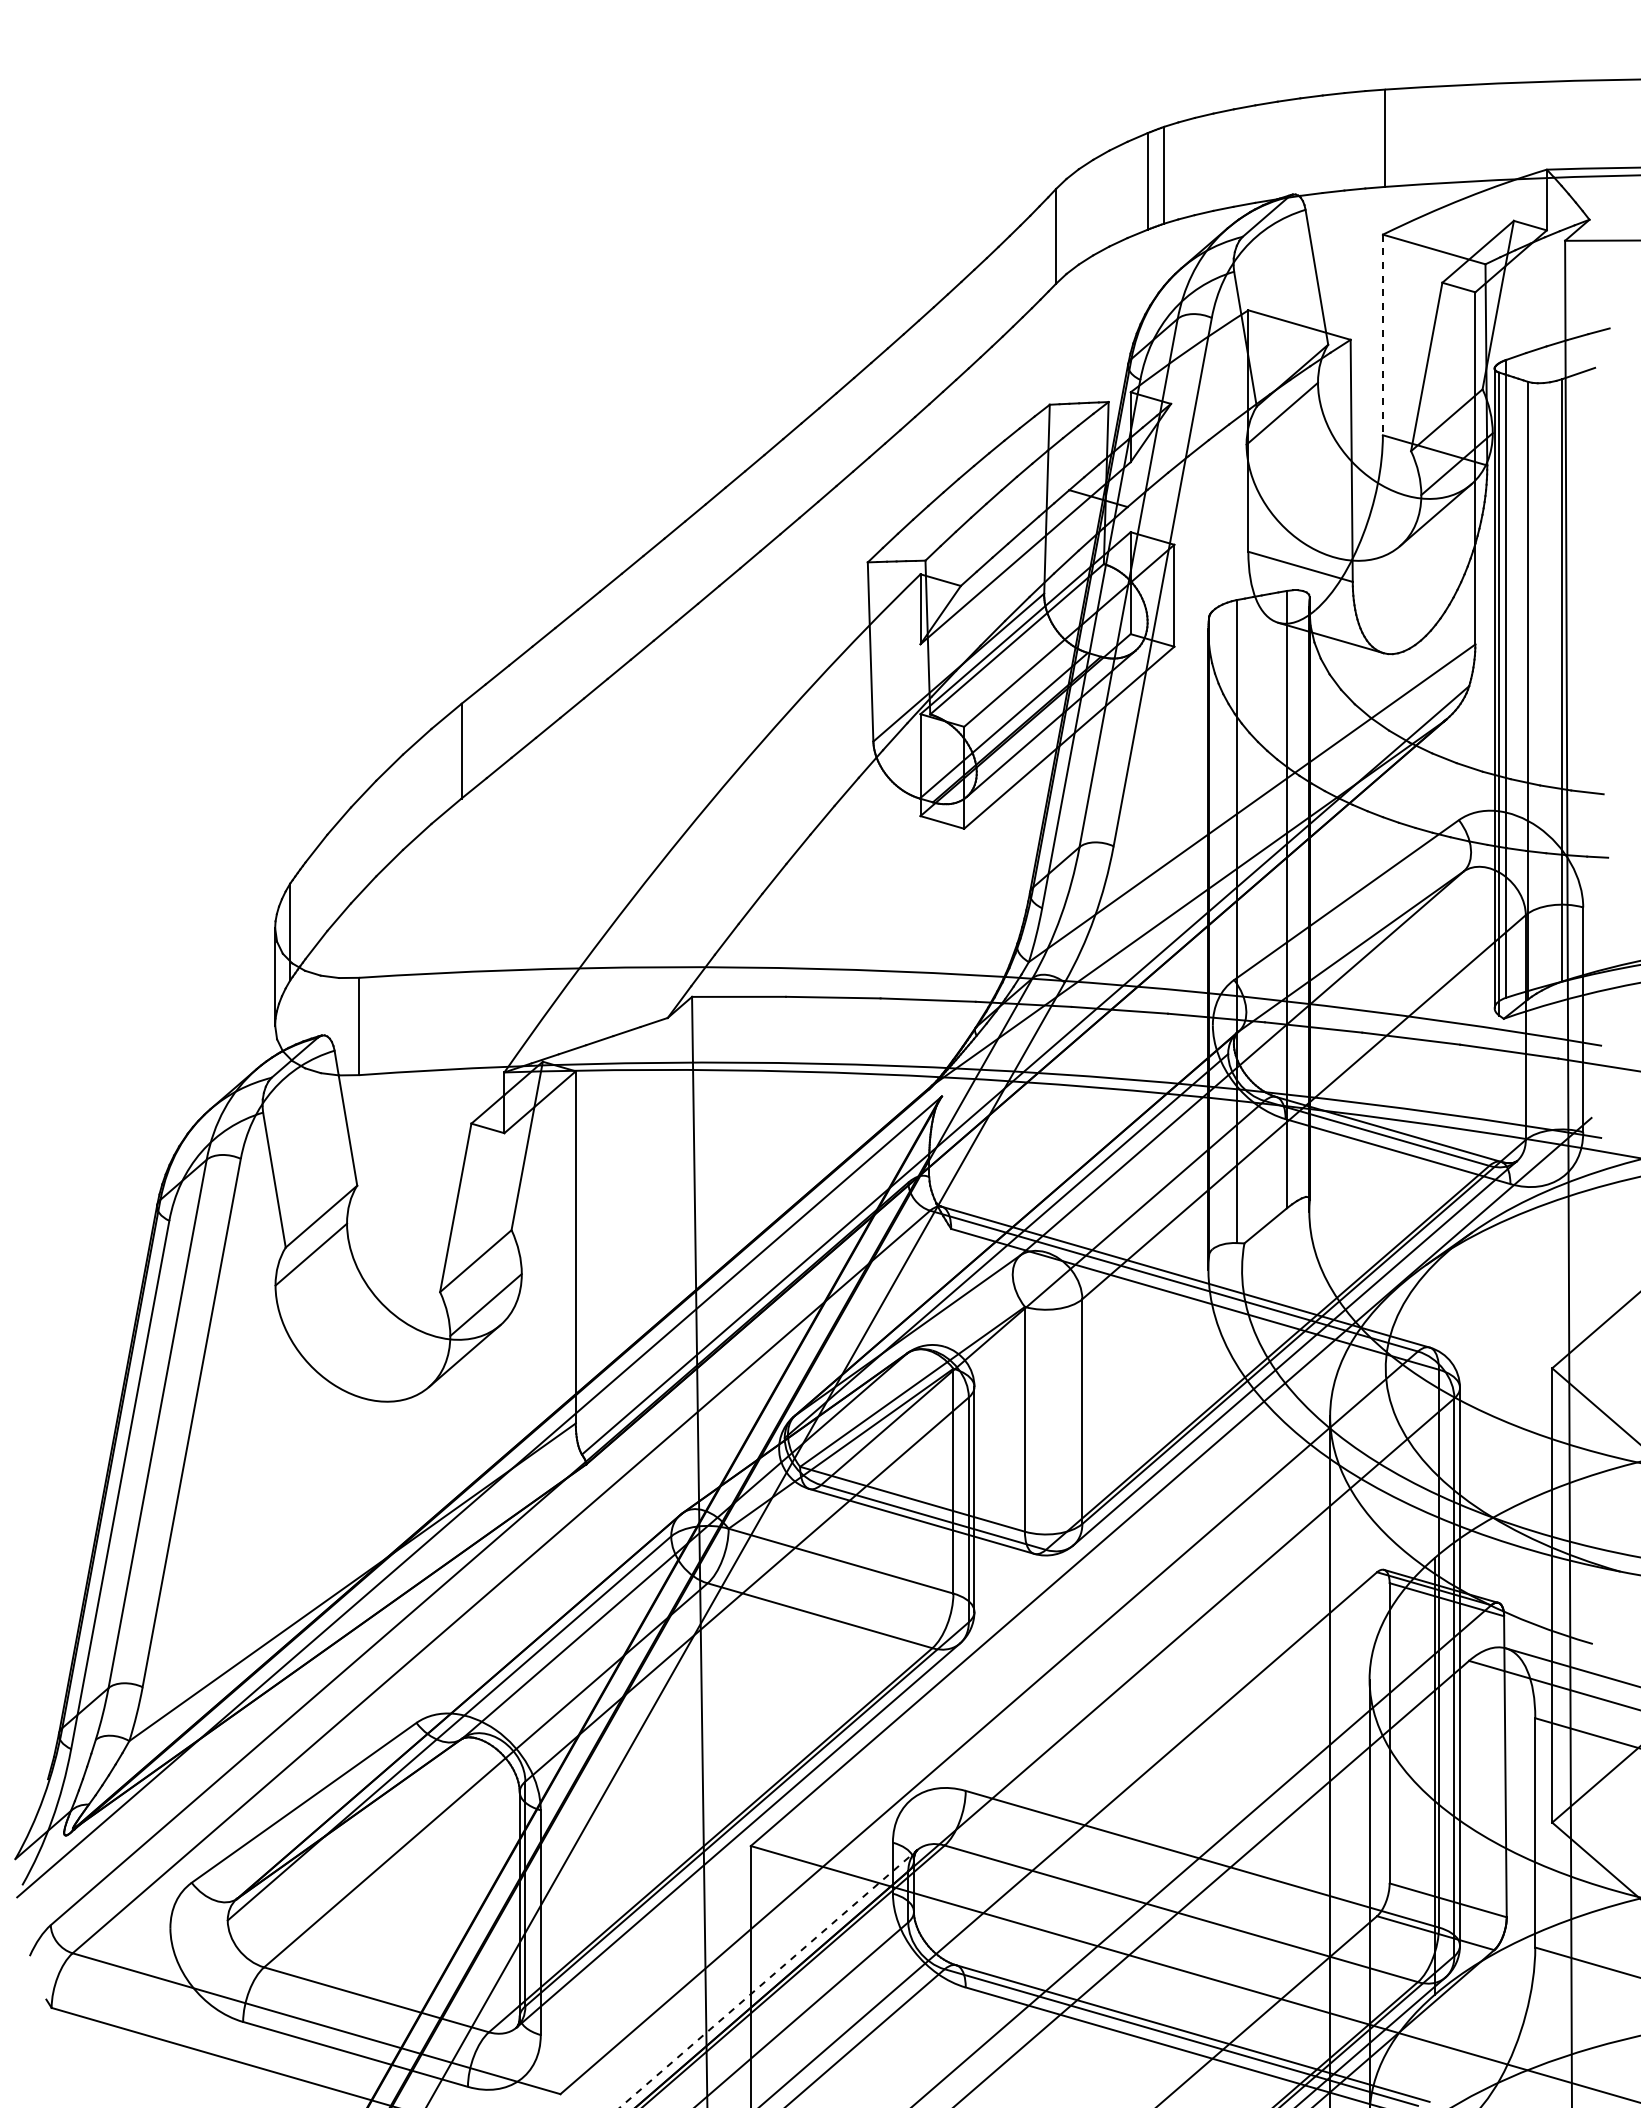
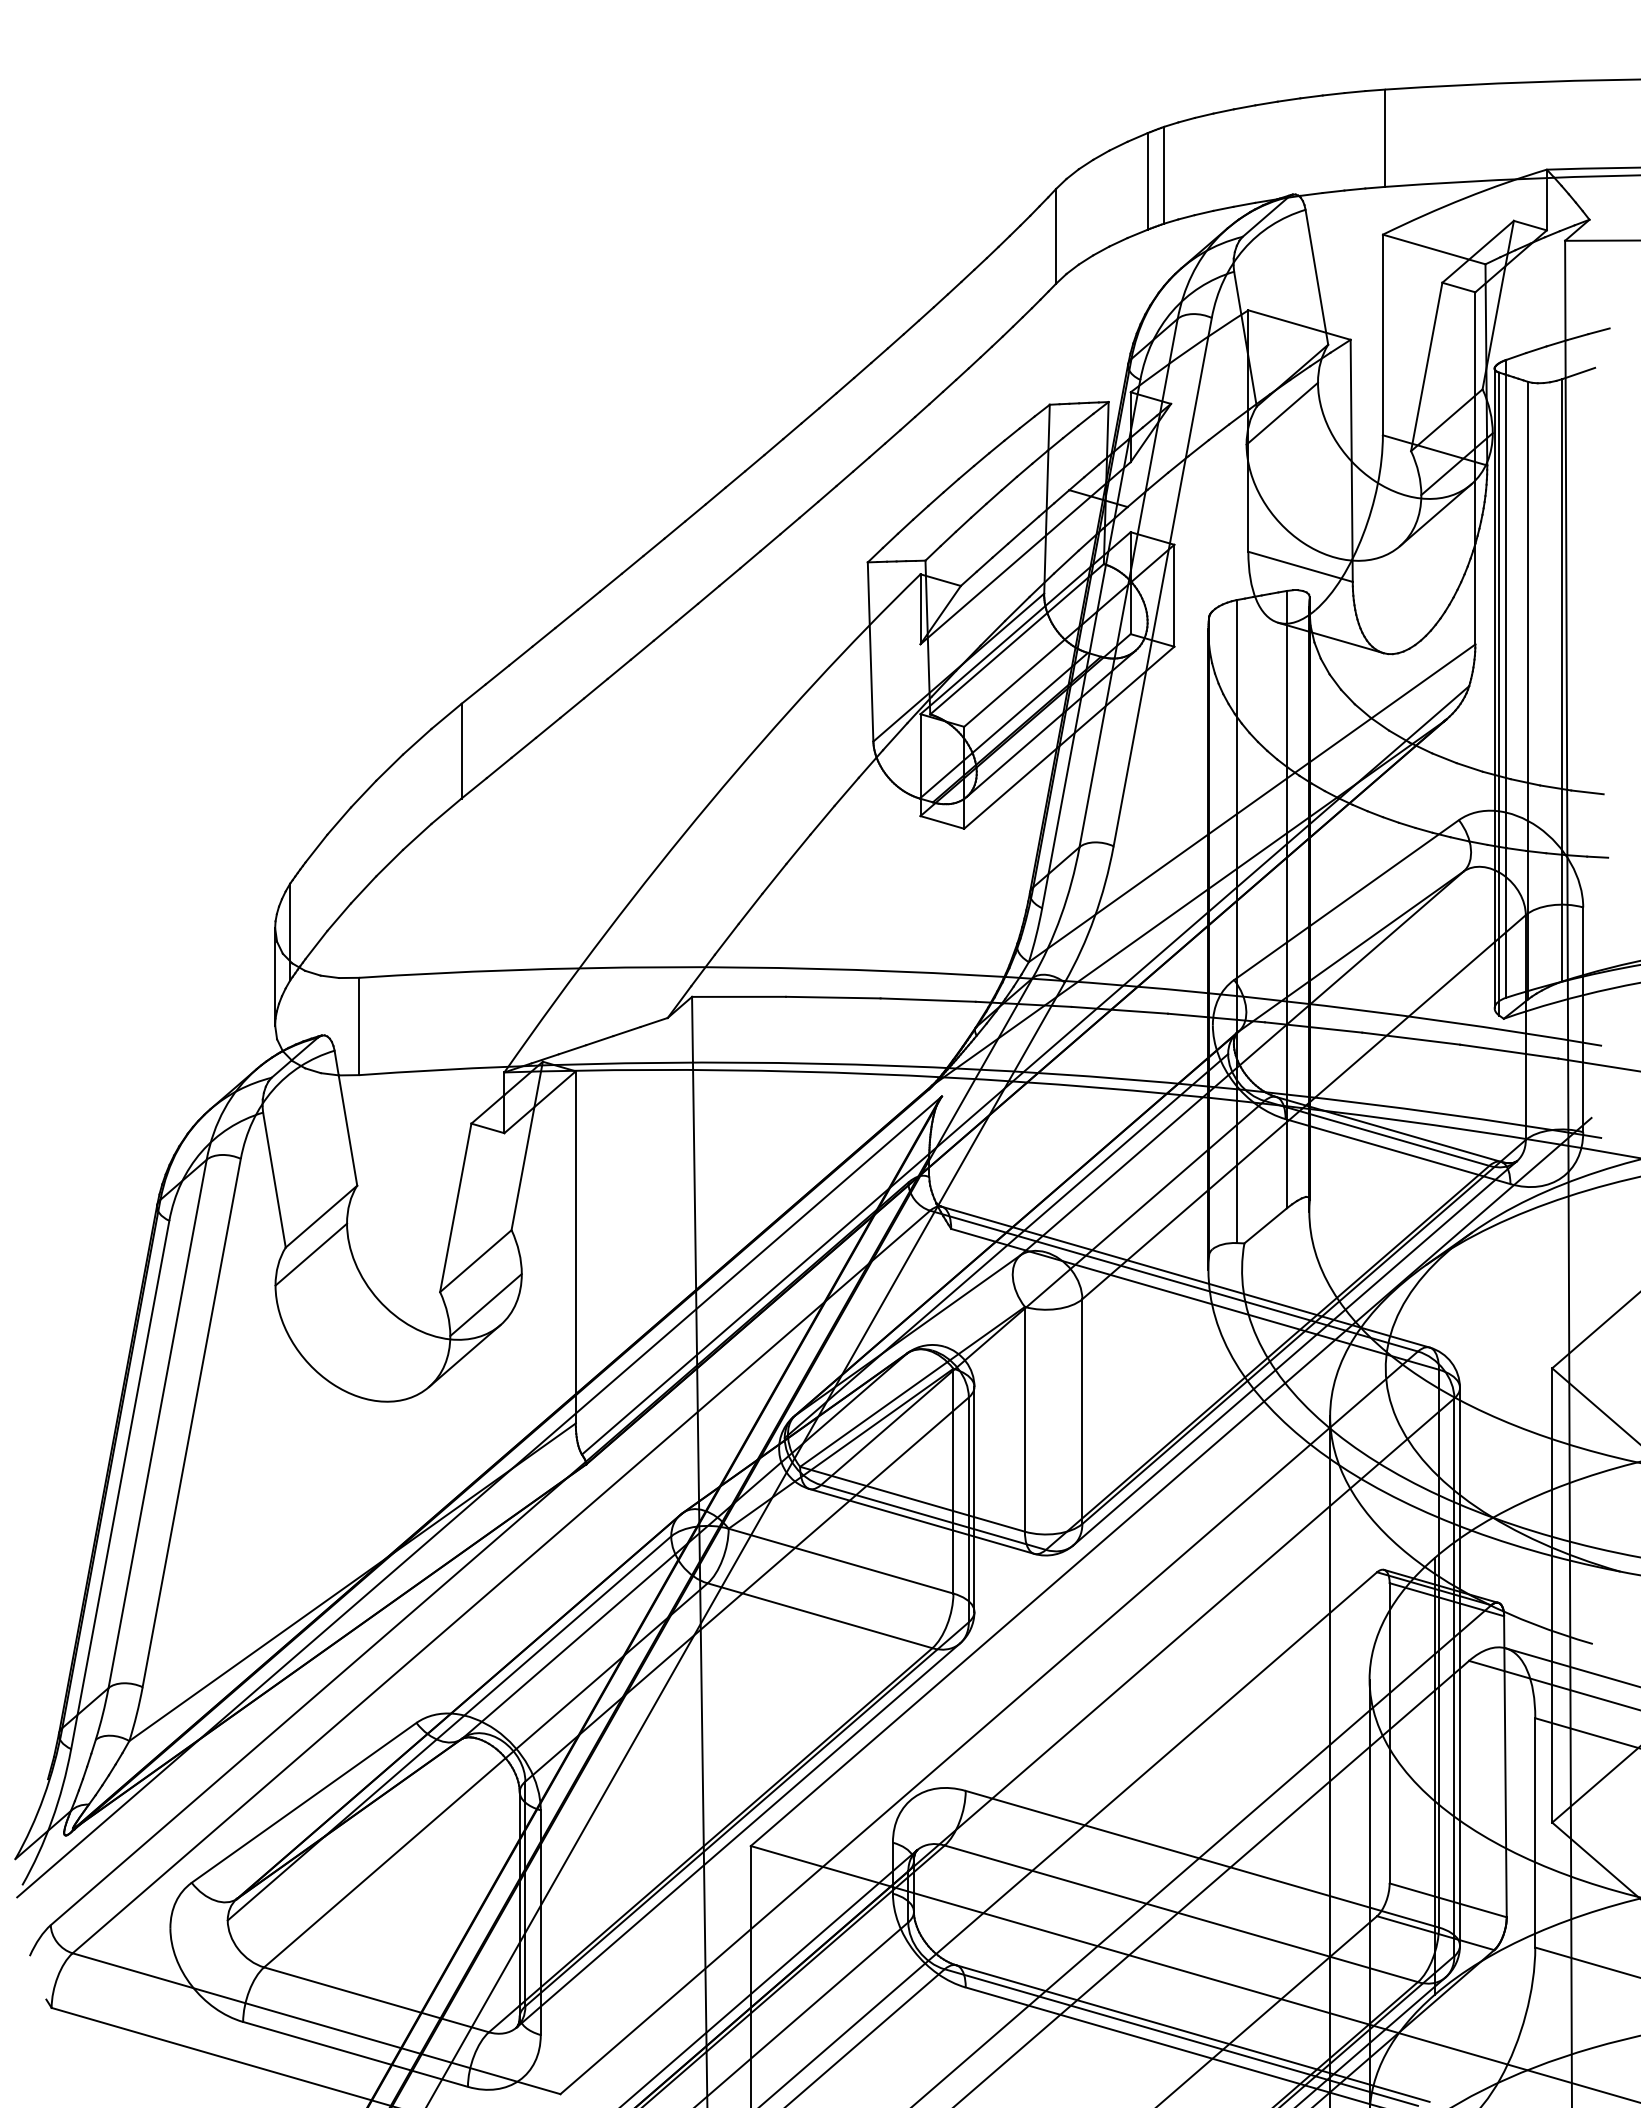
line: dashed -> solid (1382, 335)
line: dashed -> solid (768, 1979)
